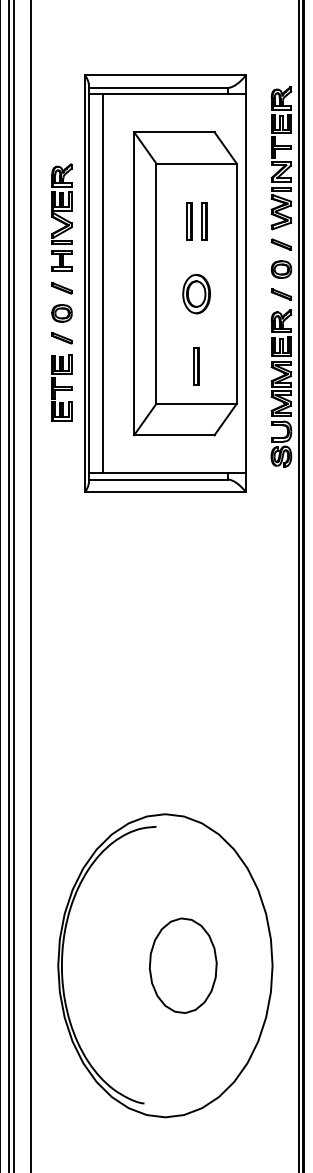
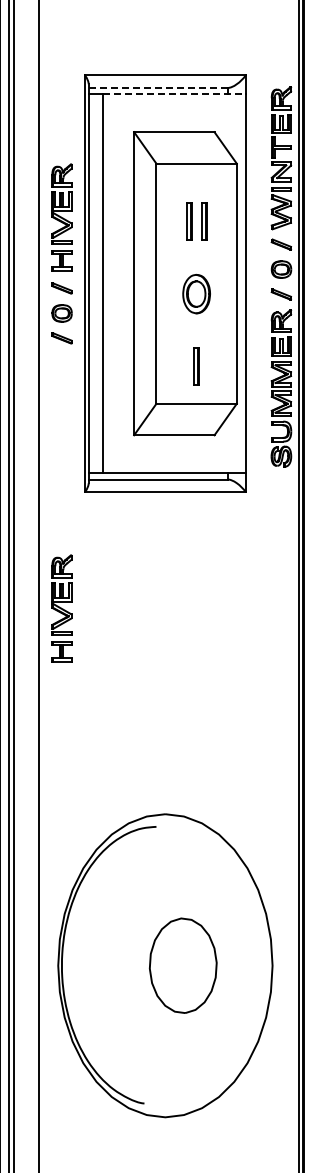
line: solid -> dashed (158, 87)
line: solid -> dashed (174, 94)
part: present -> none (61, 387)
line position: (31, 585) -> (39, 585) (39, 585)
part: none -> present (61, 608)
